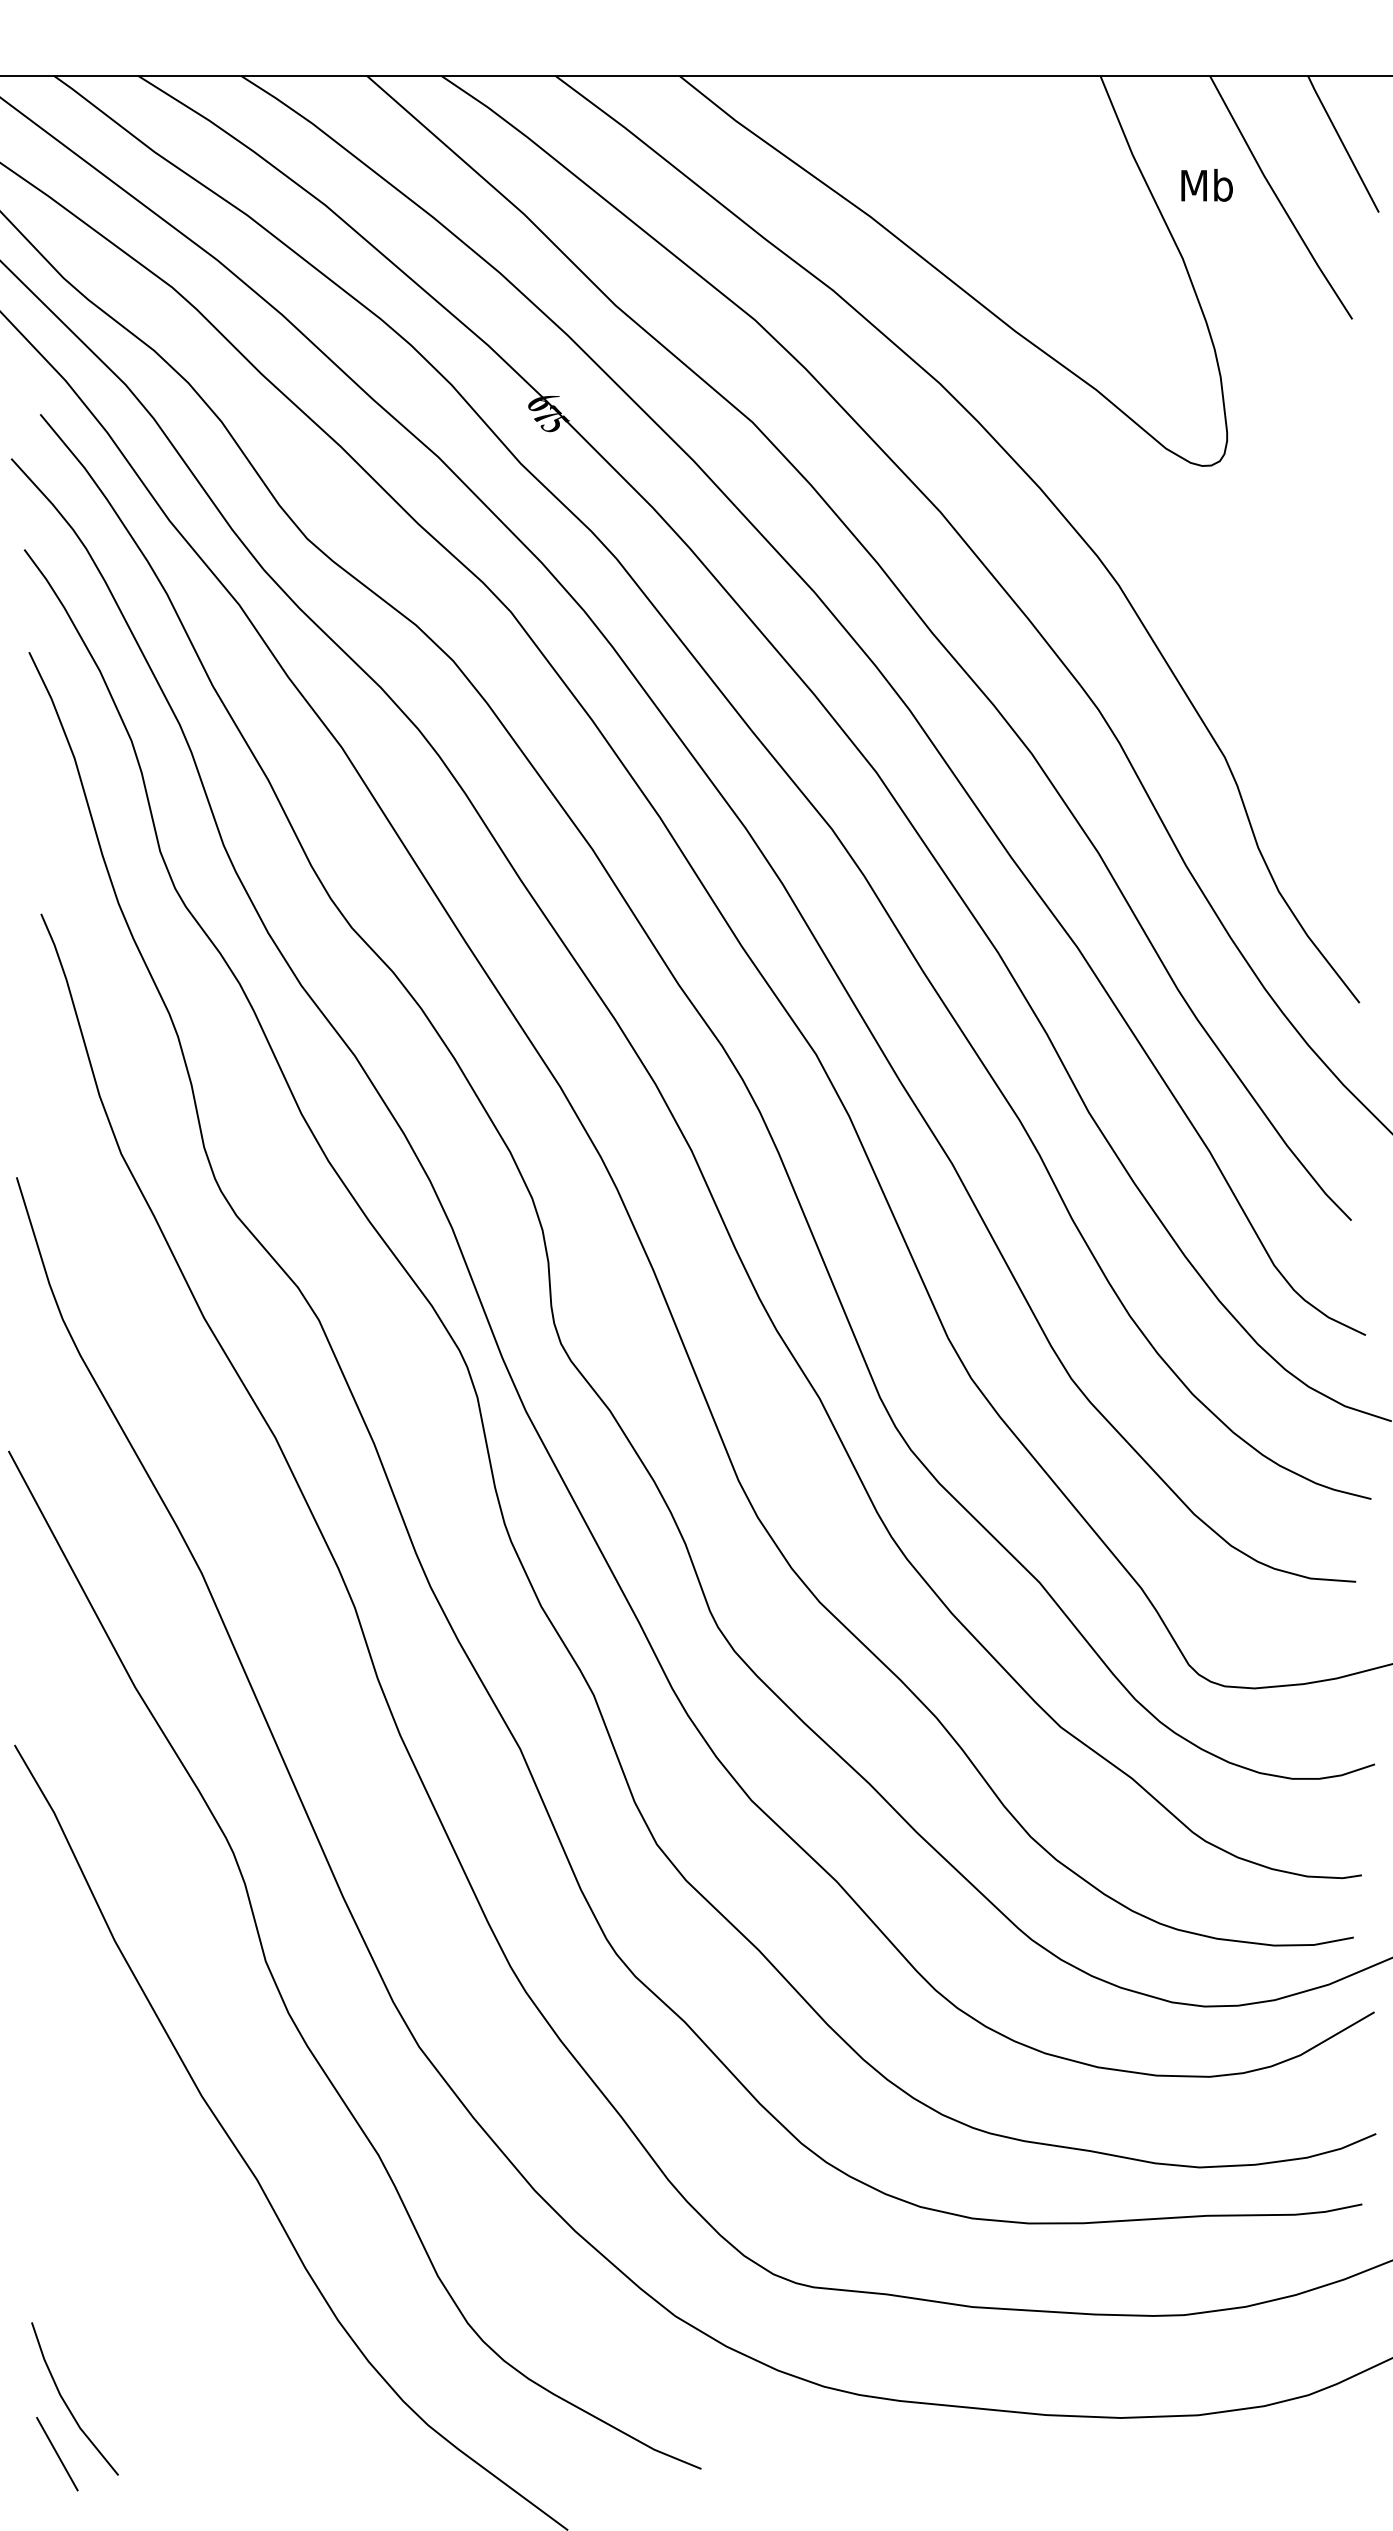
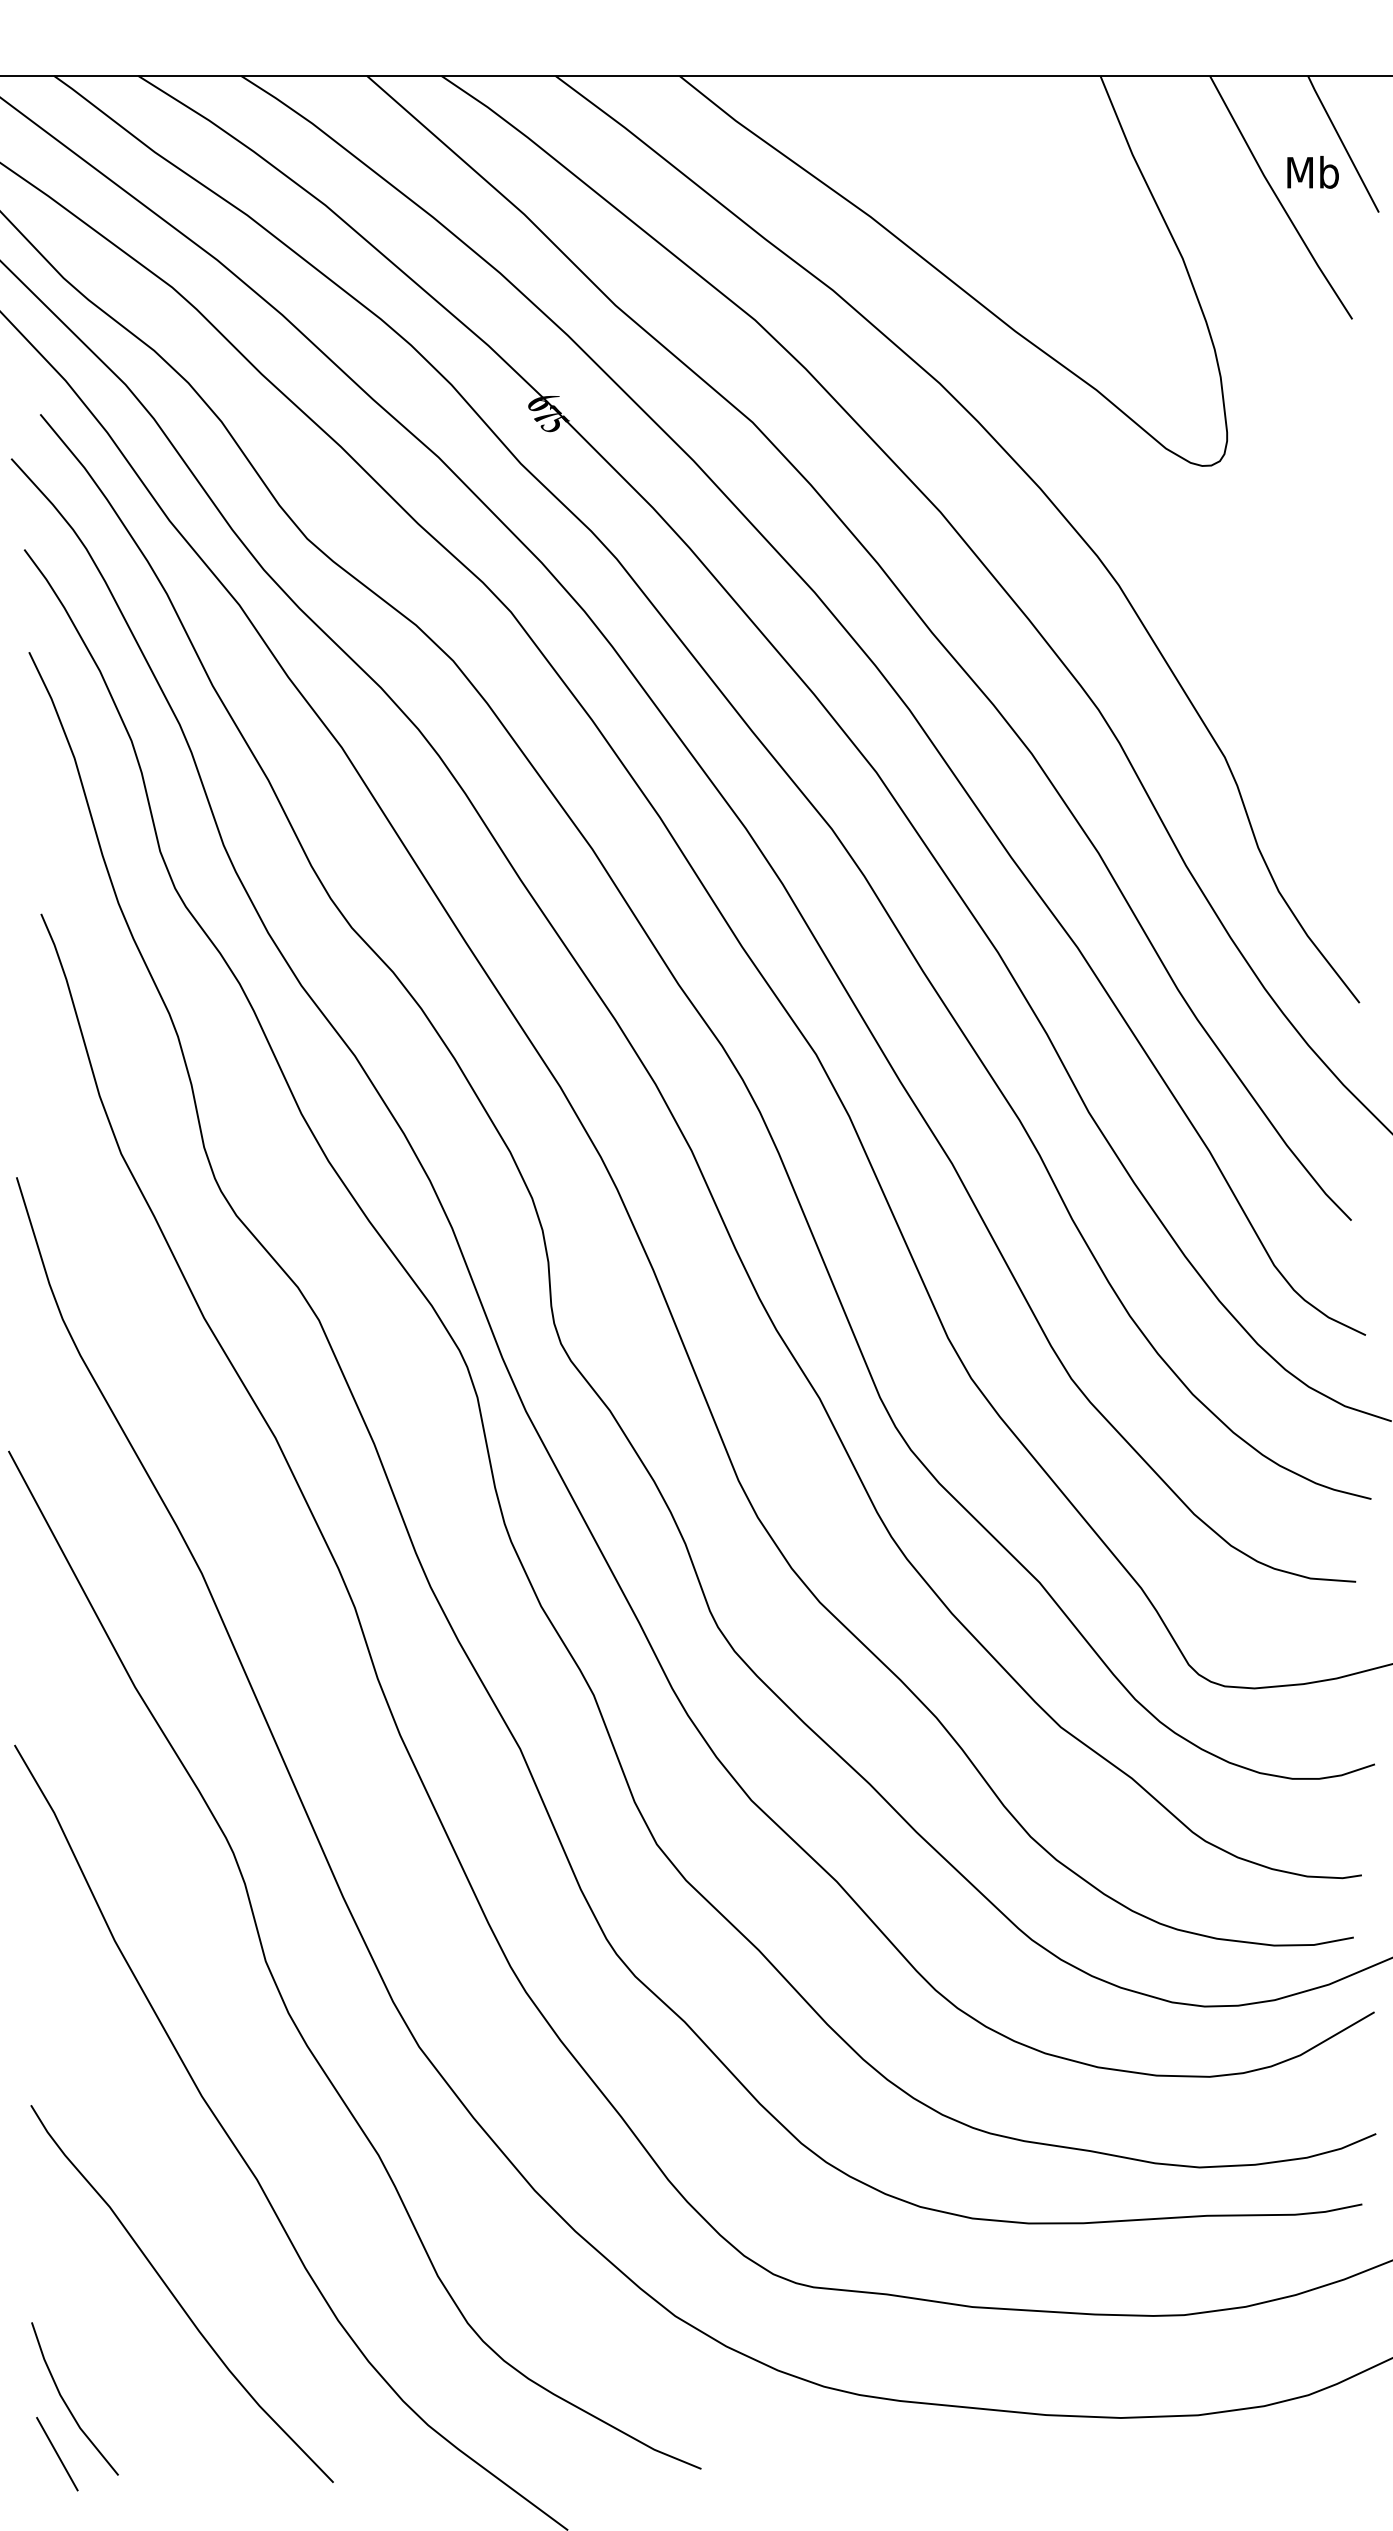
text position: (1206, 185) -> (1312, 172) (1312, 172)
curve: none -> present (176, 2297)
